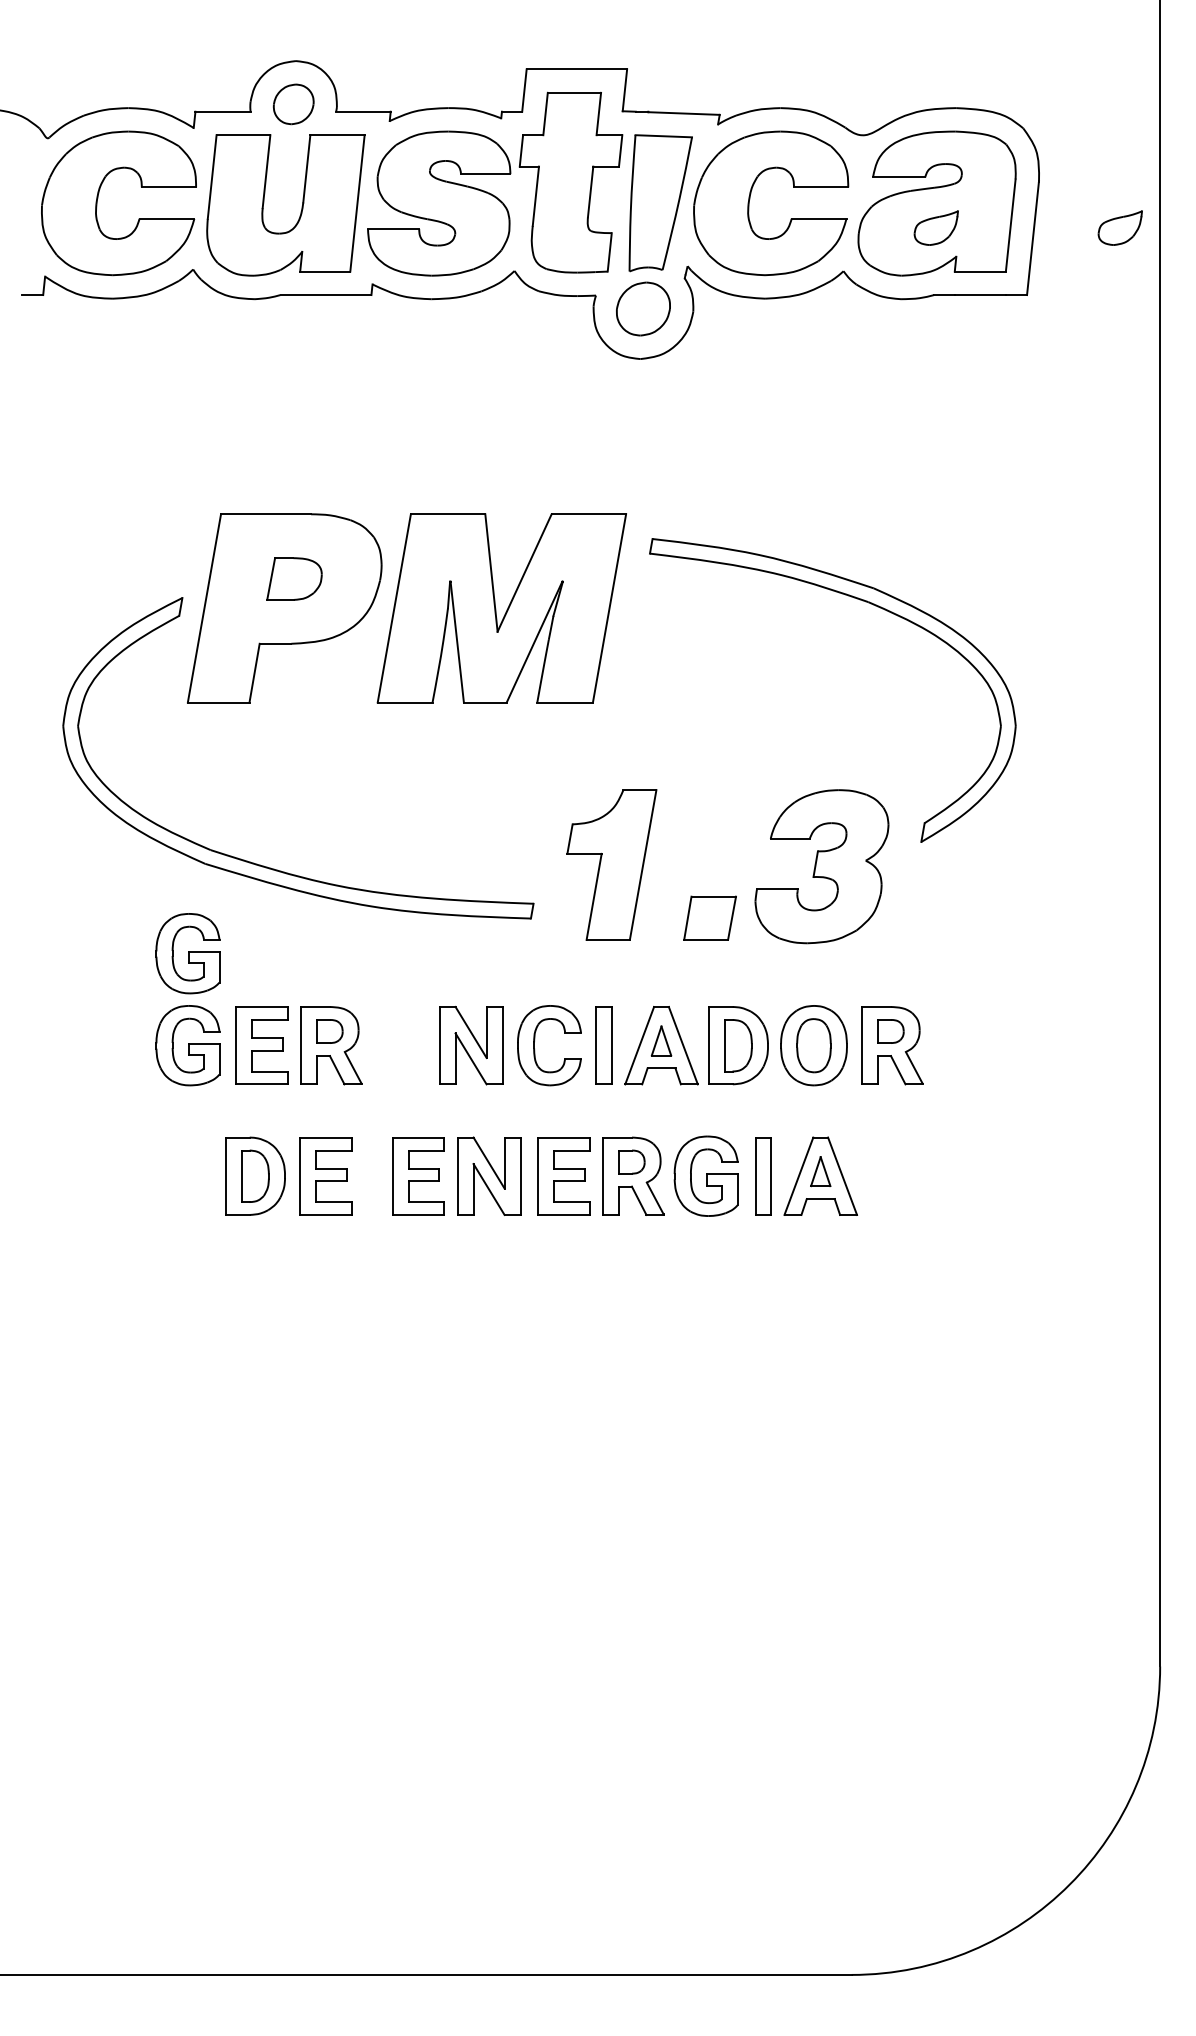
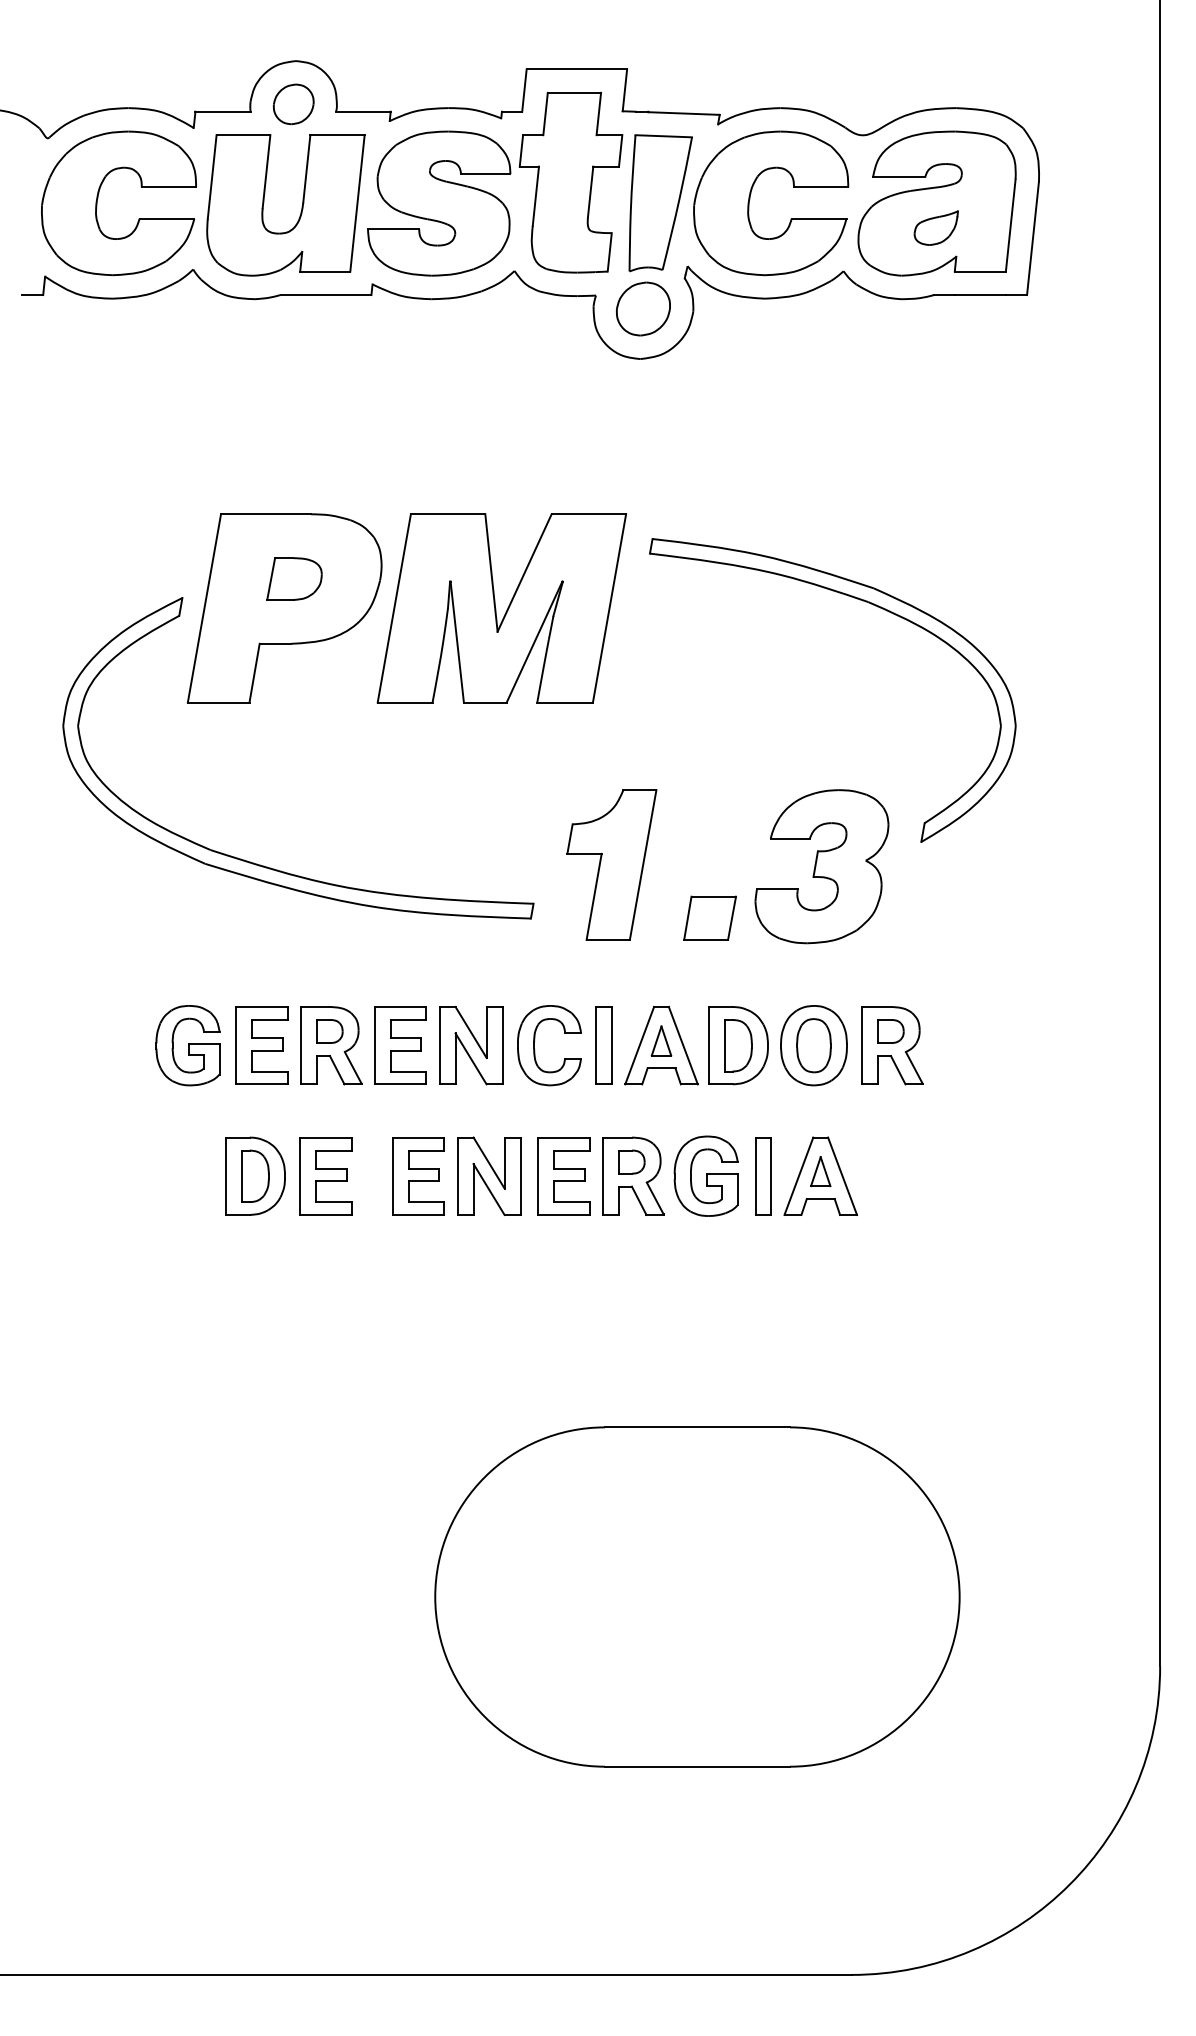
part: present -> none (1119, 227)
part: present -> none (187, 953)
part: none -> present (400, 1045)
part: none -> present (697, 1596)
